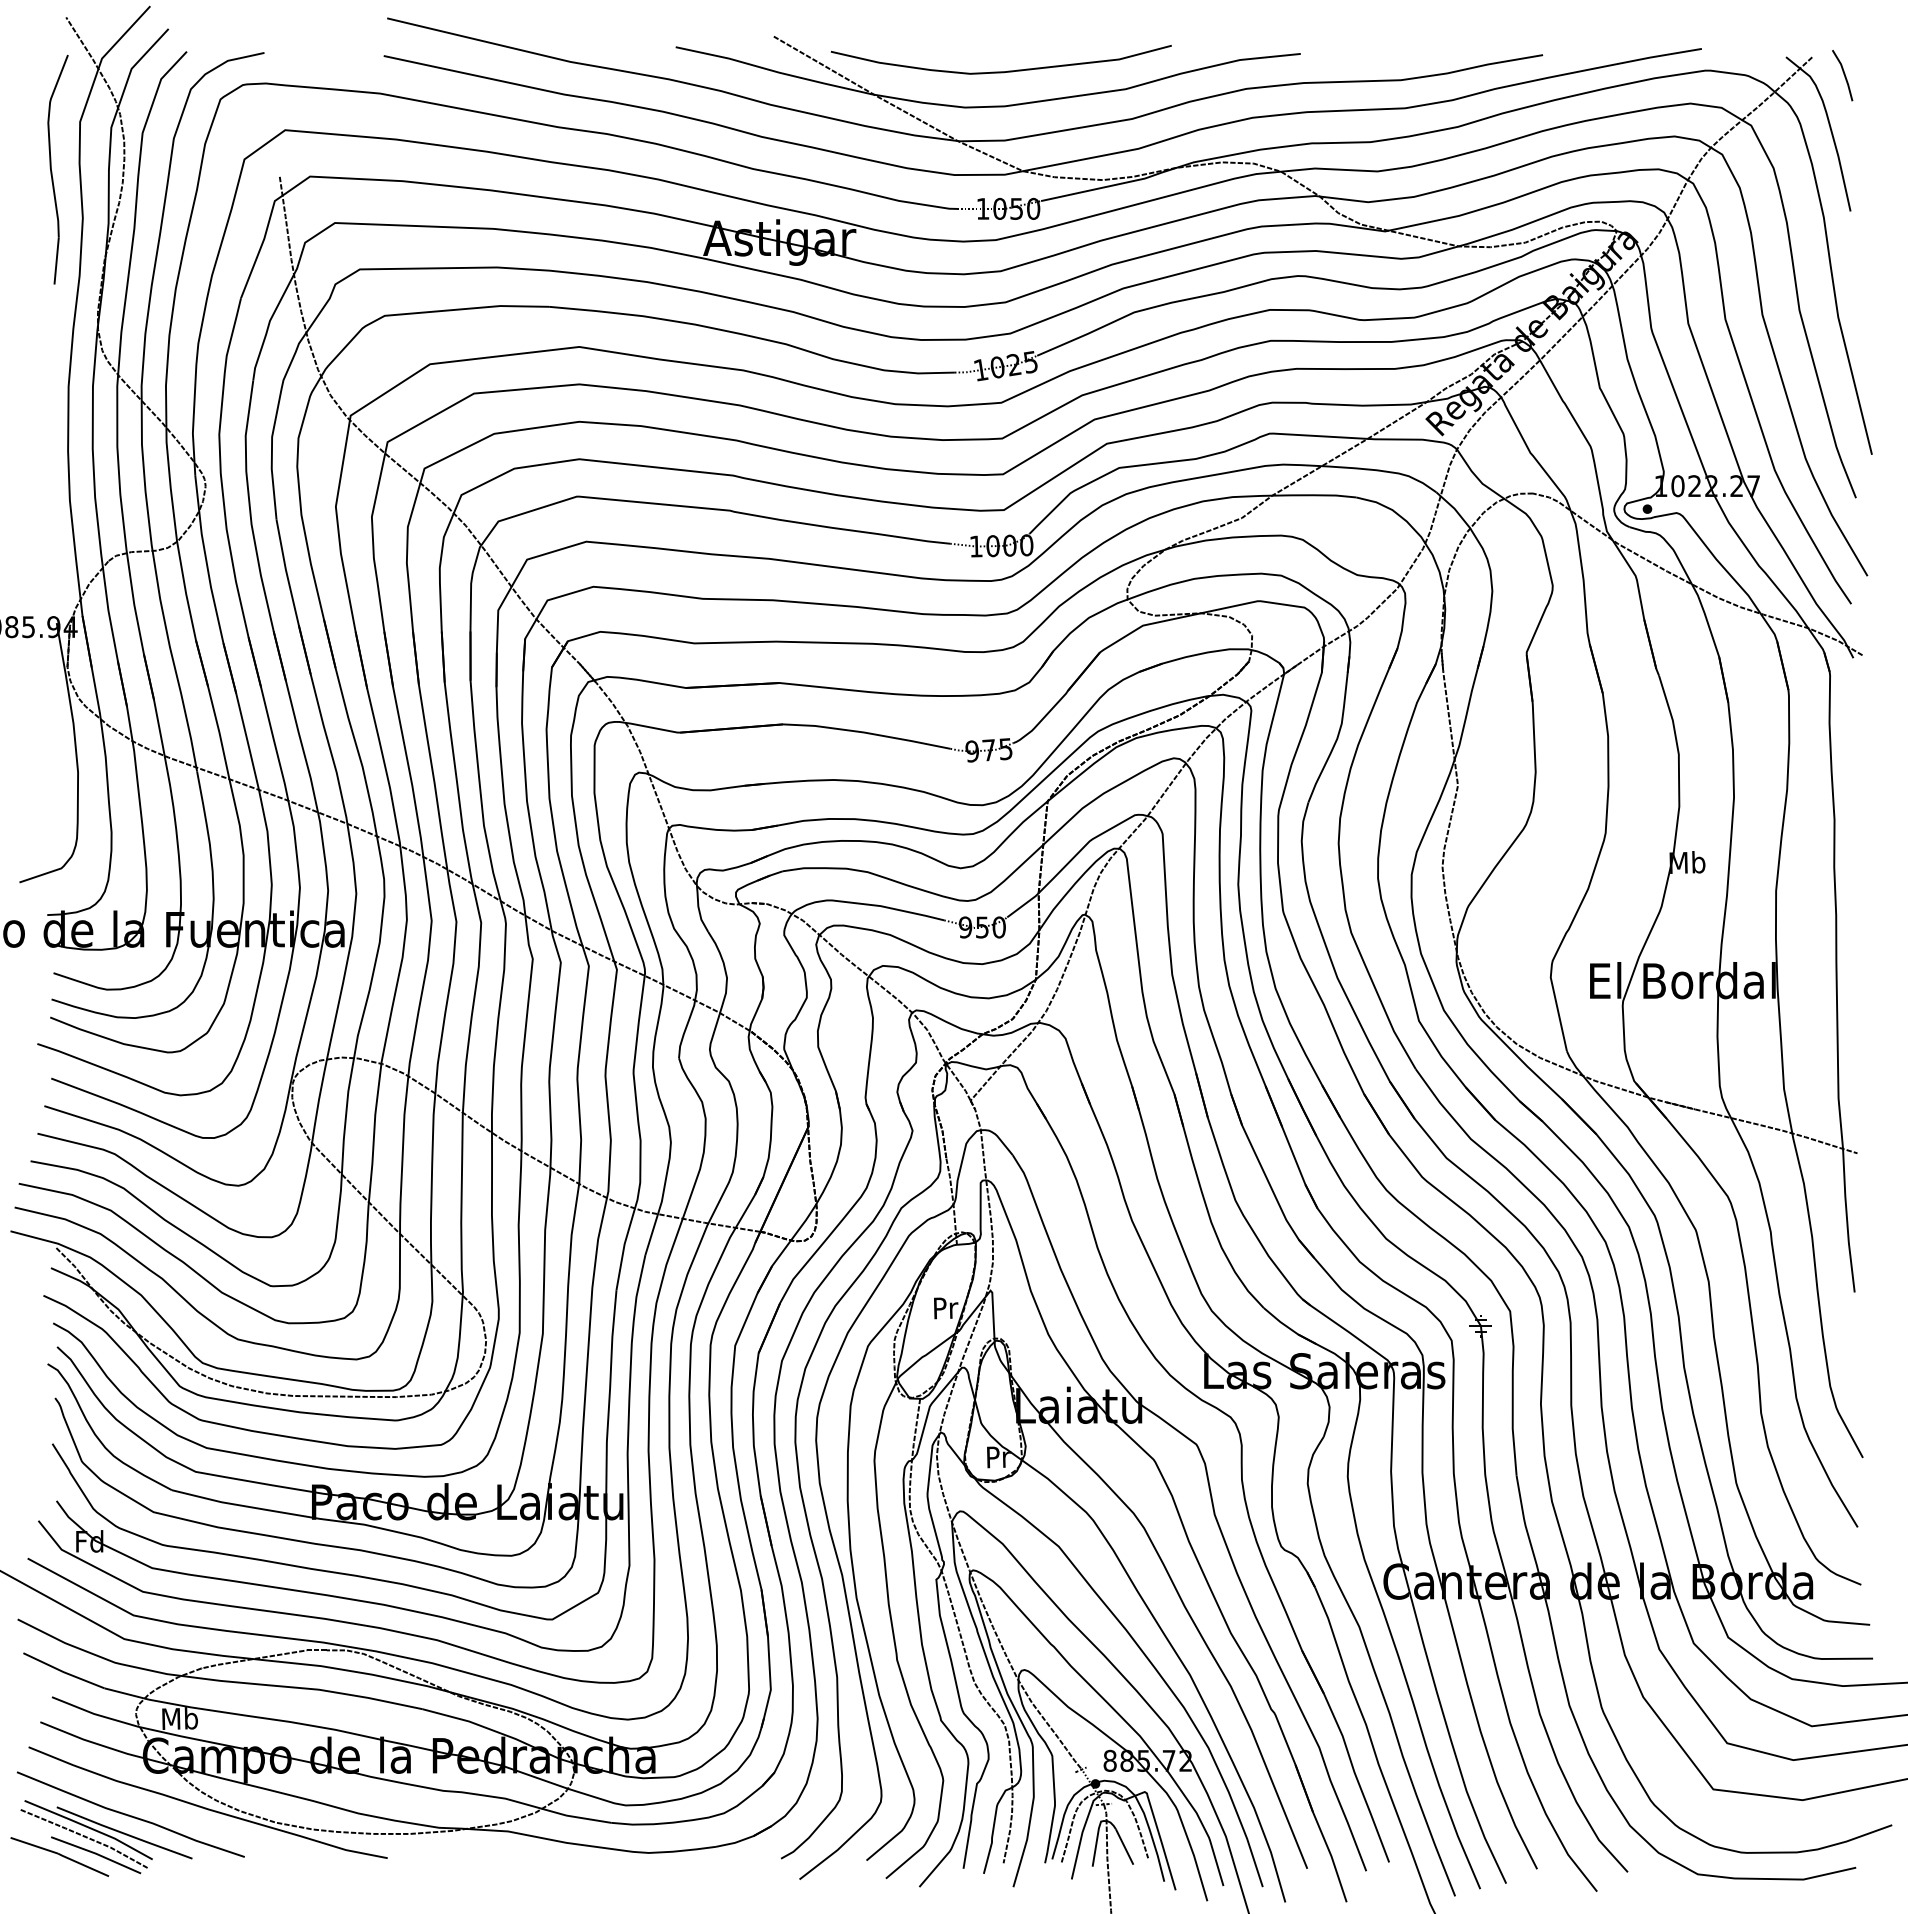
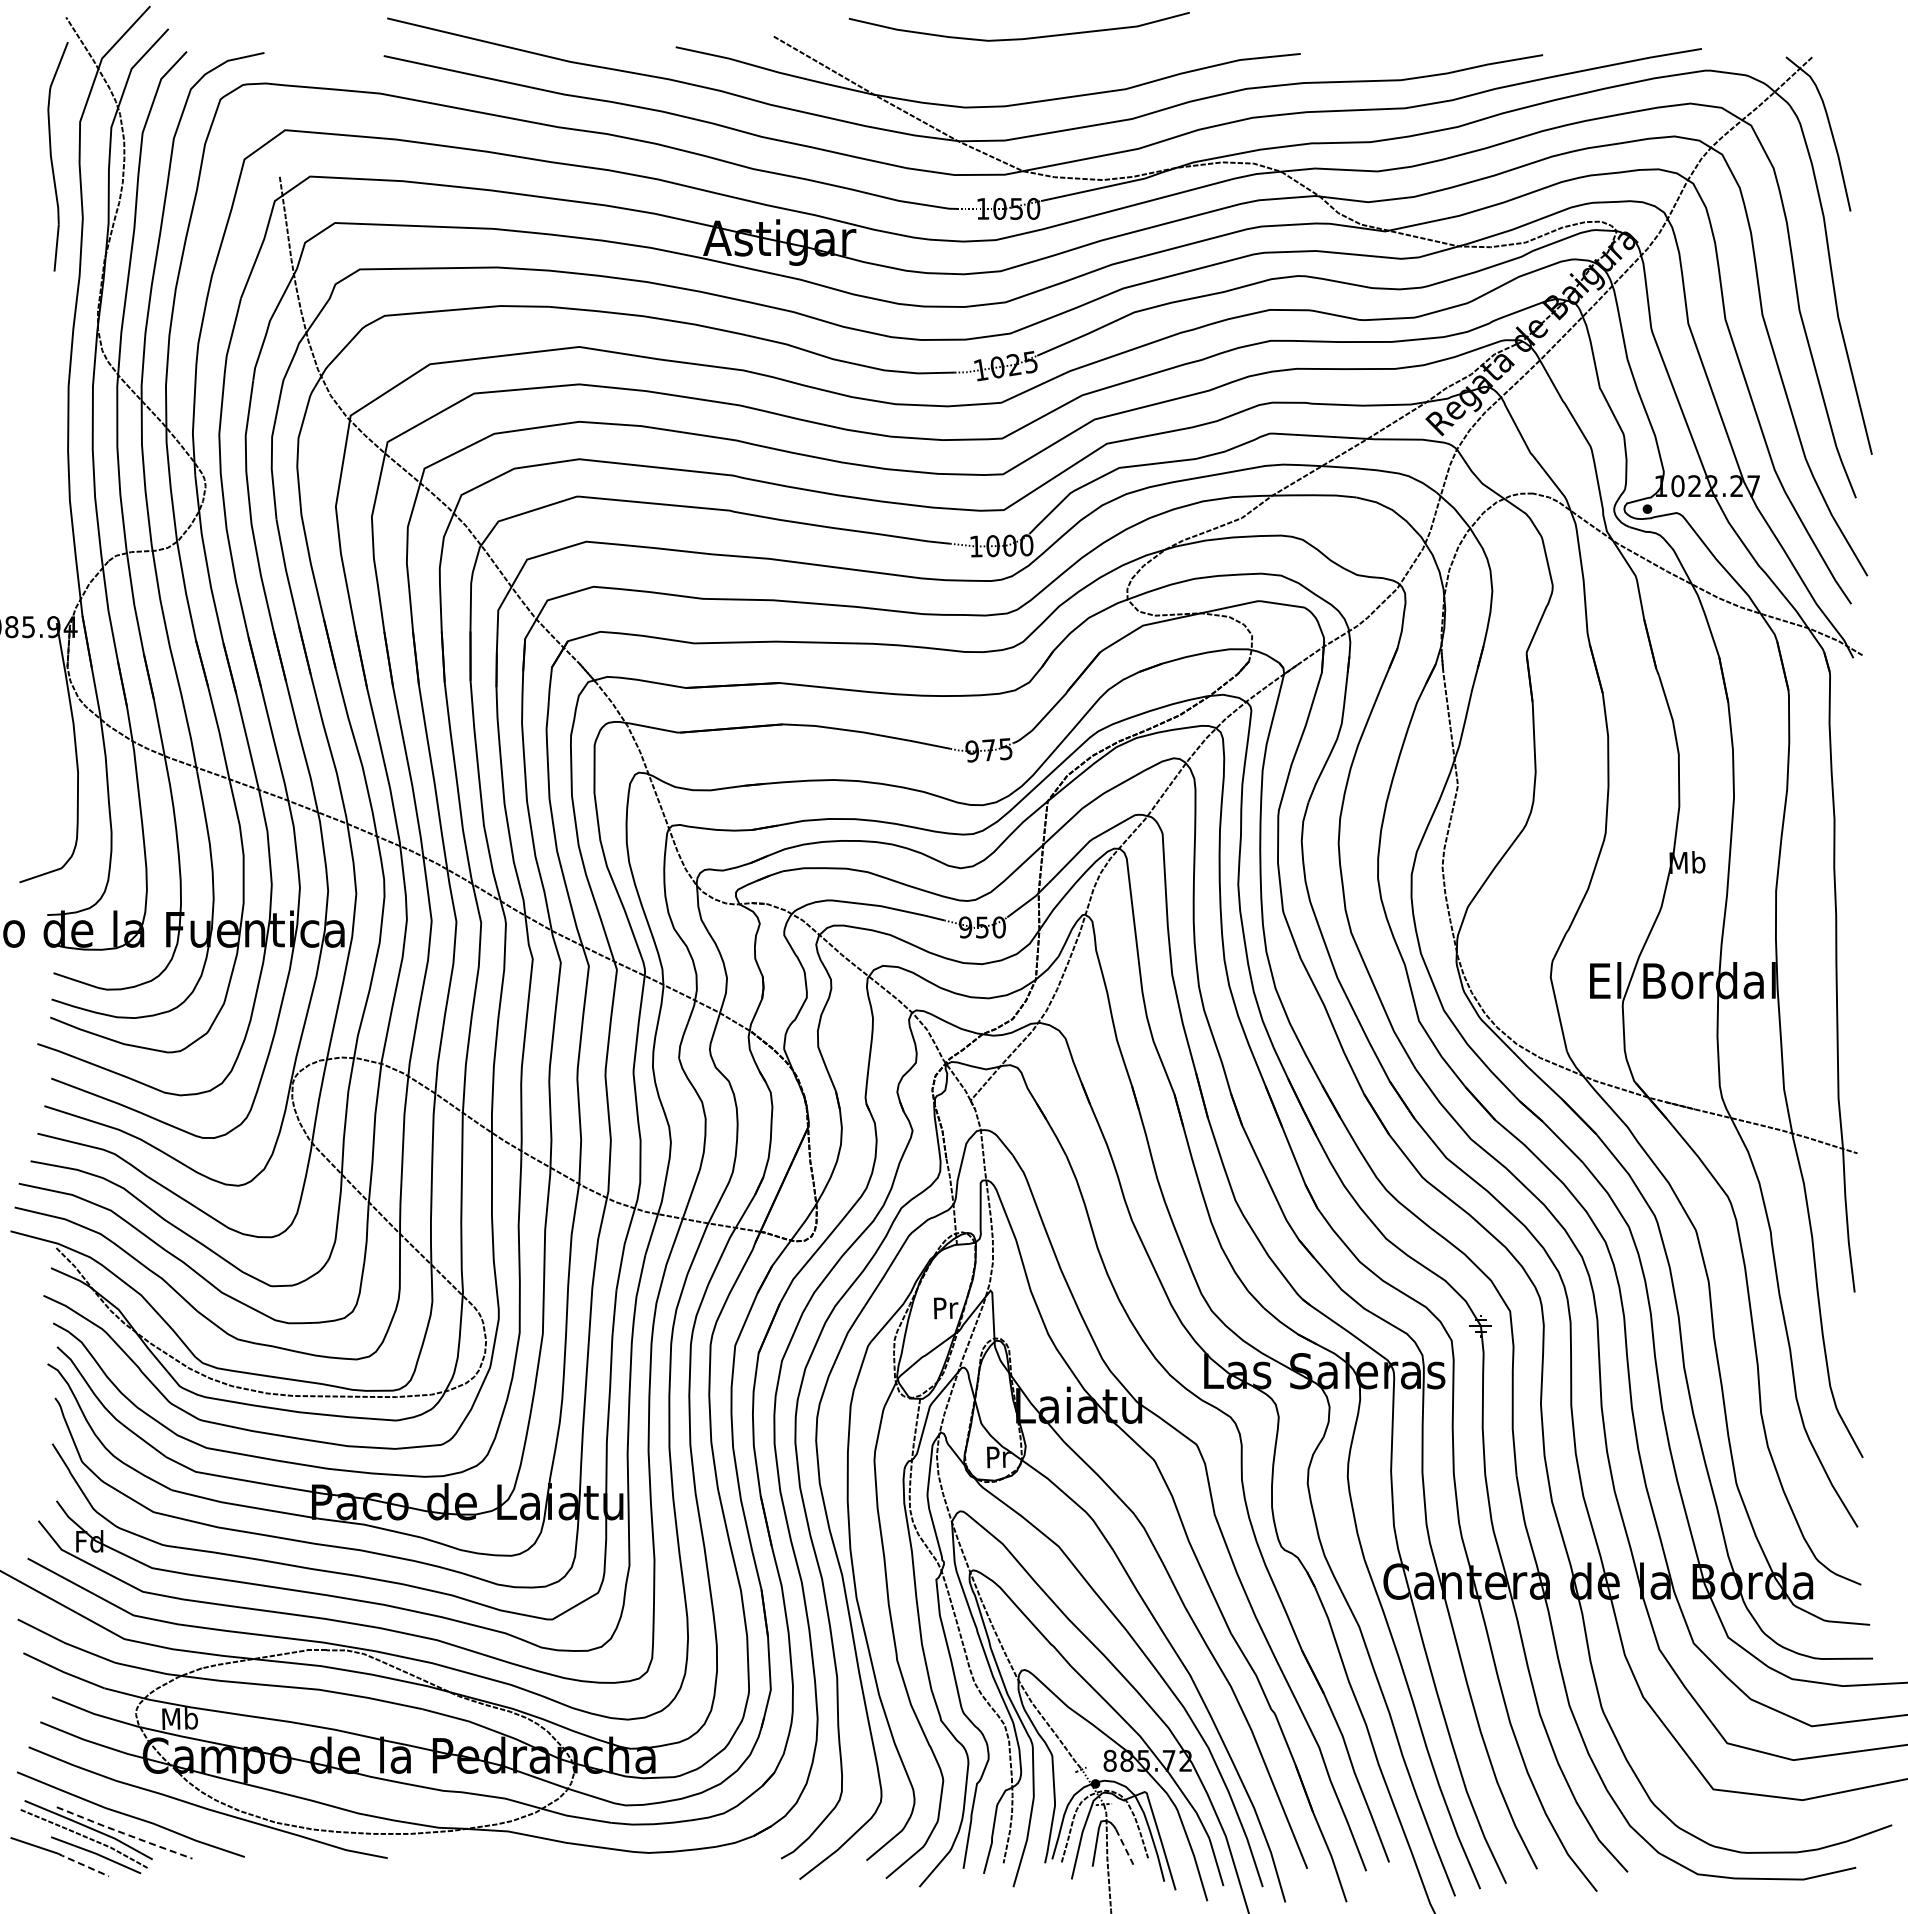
curve position: (1000, 71) -> (1018, 38) (1018, 38)
line: present -> none (1843, 74)
part position: (57, 169) -> (57, 156) (57, 156)
line: solid -> dashed (125, 1833)
line: solid -> dashed (1124, 1847)
line: solid -> dashed (83, 1865)
